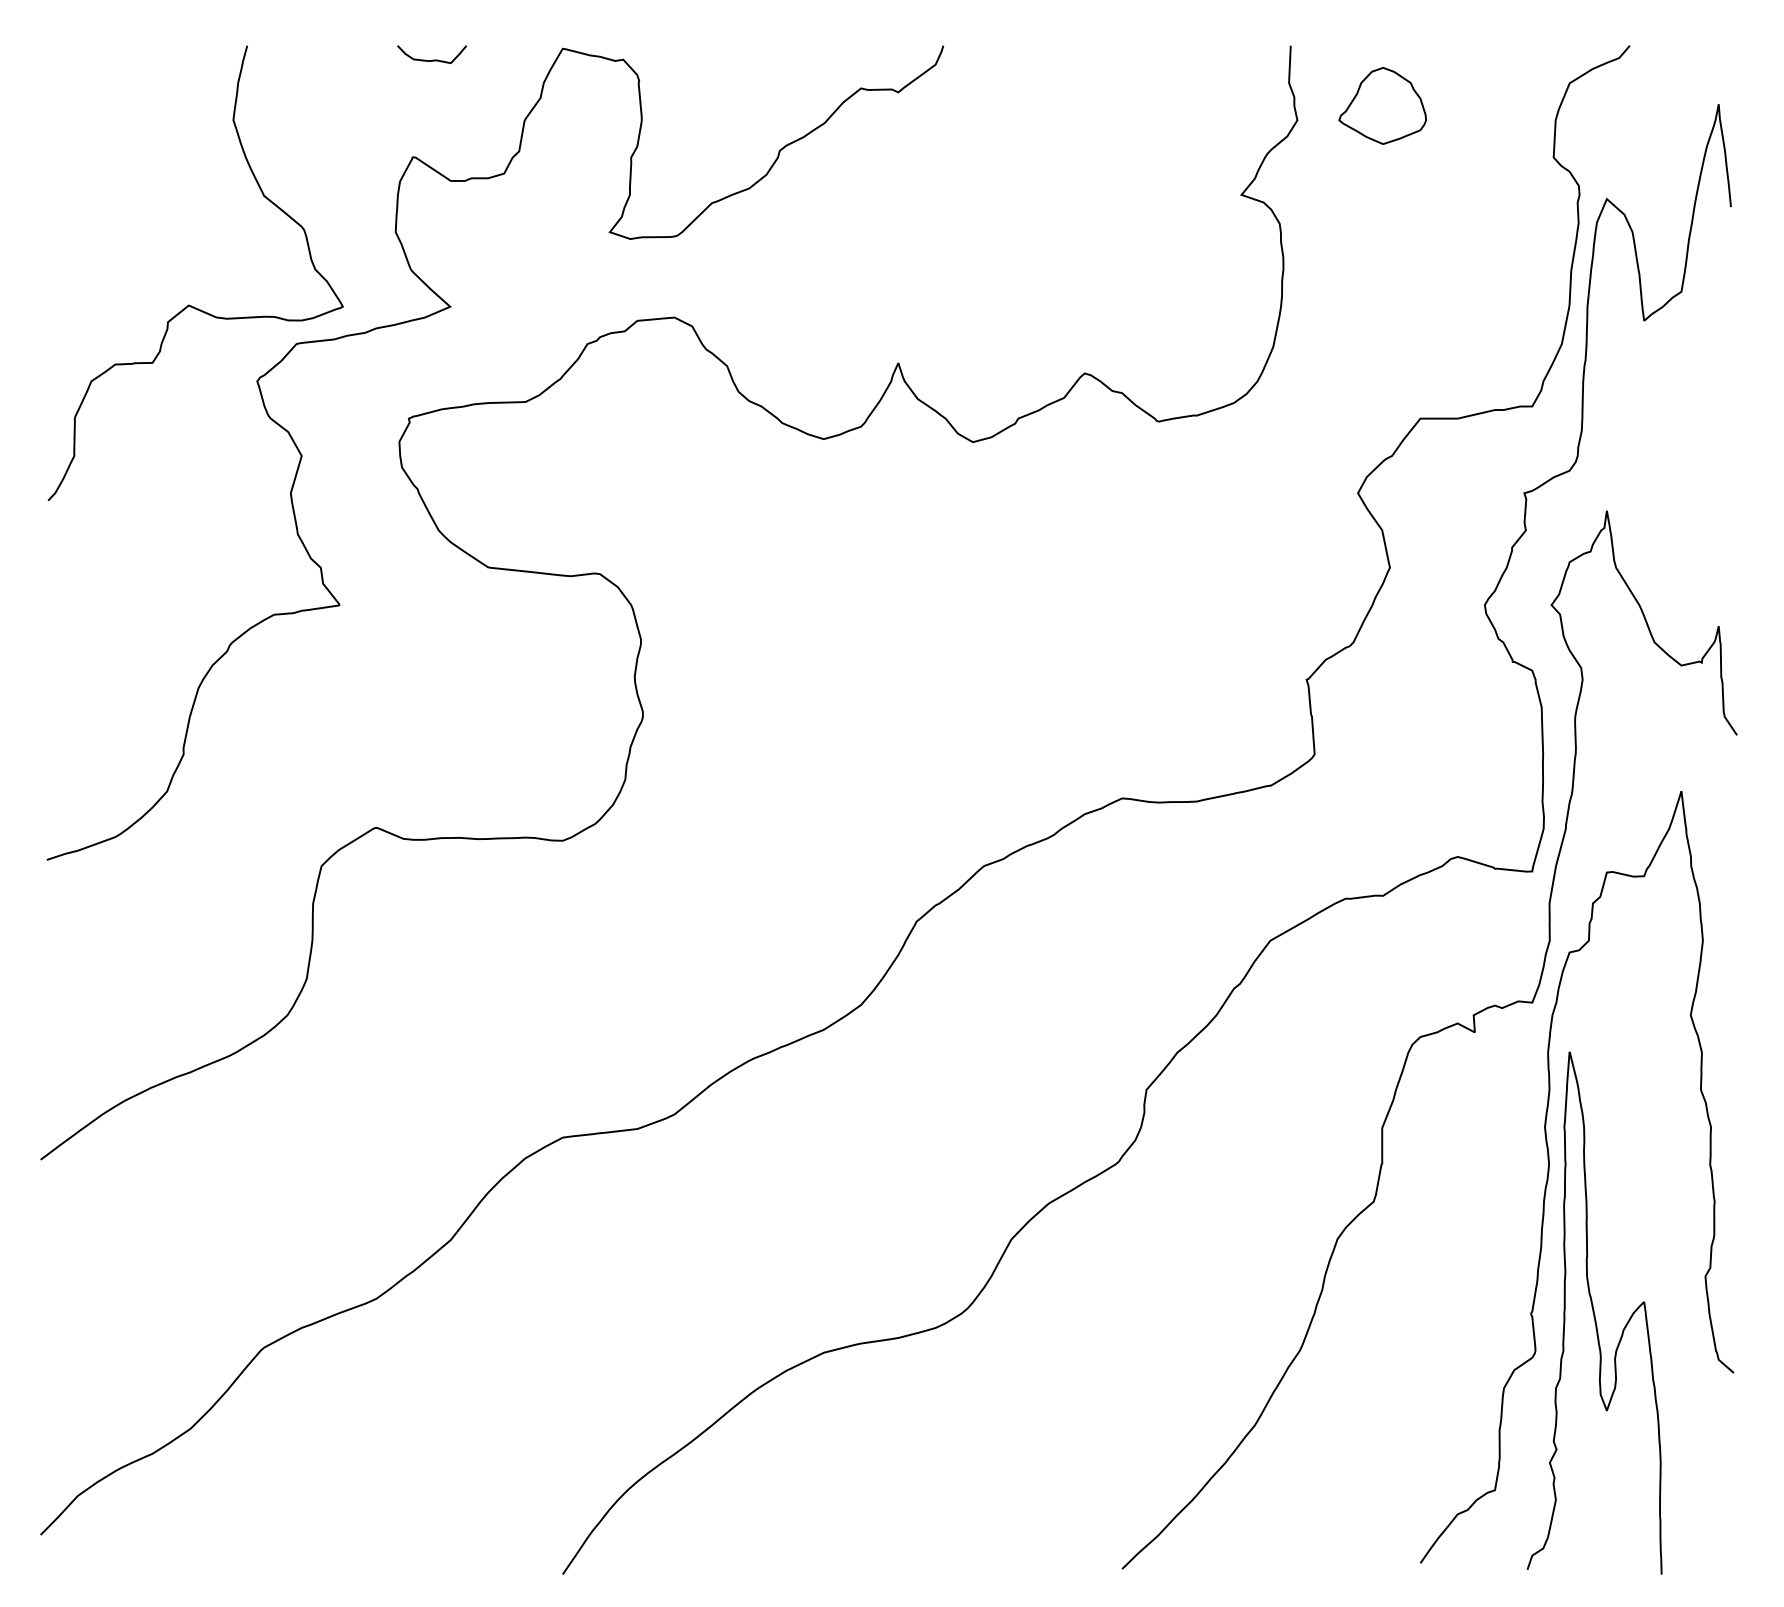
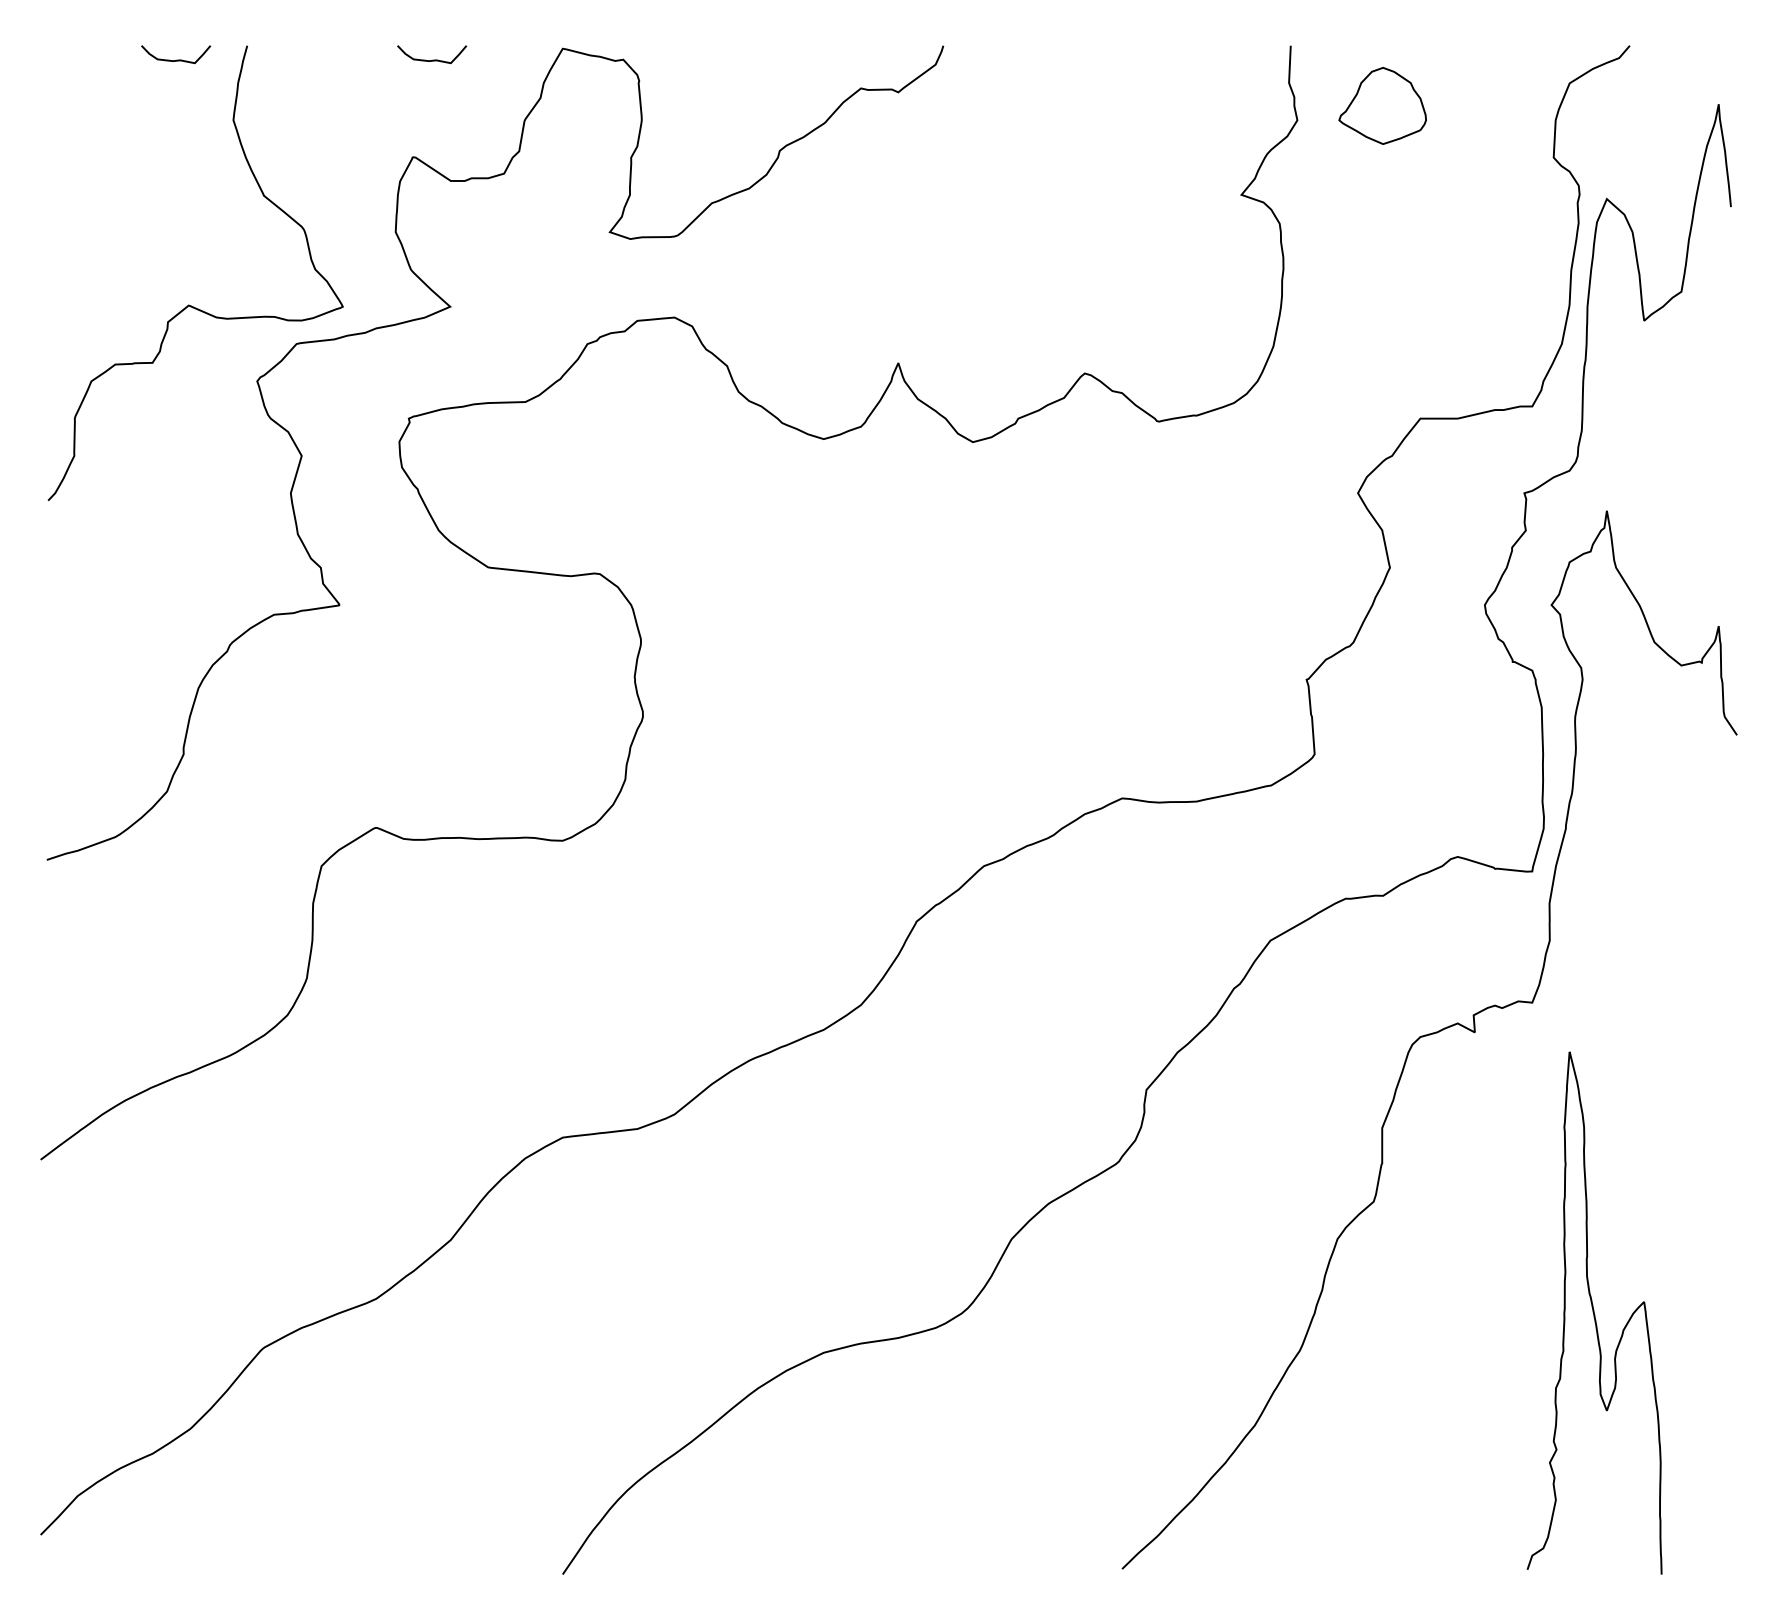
curve: none -> present (176, 59)
curve: present -> none (1549, 1173)
